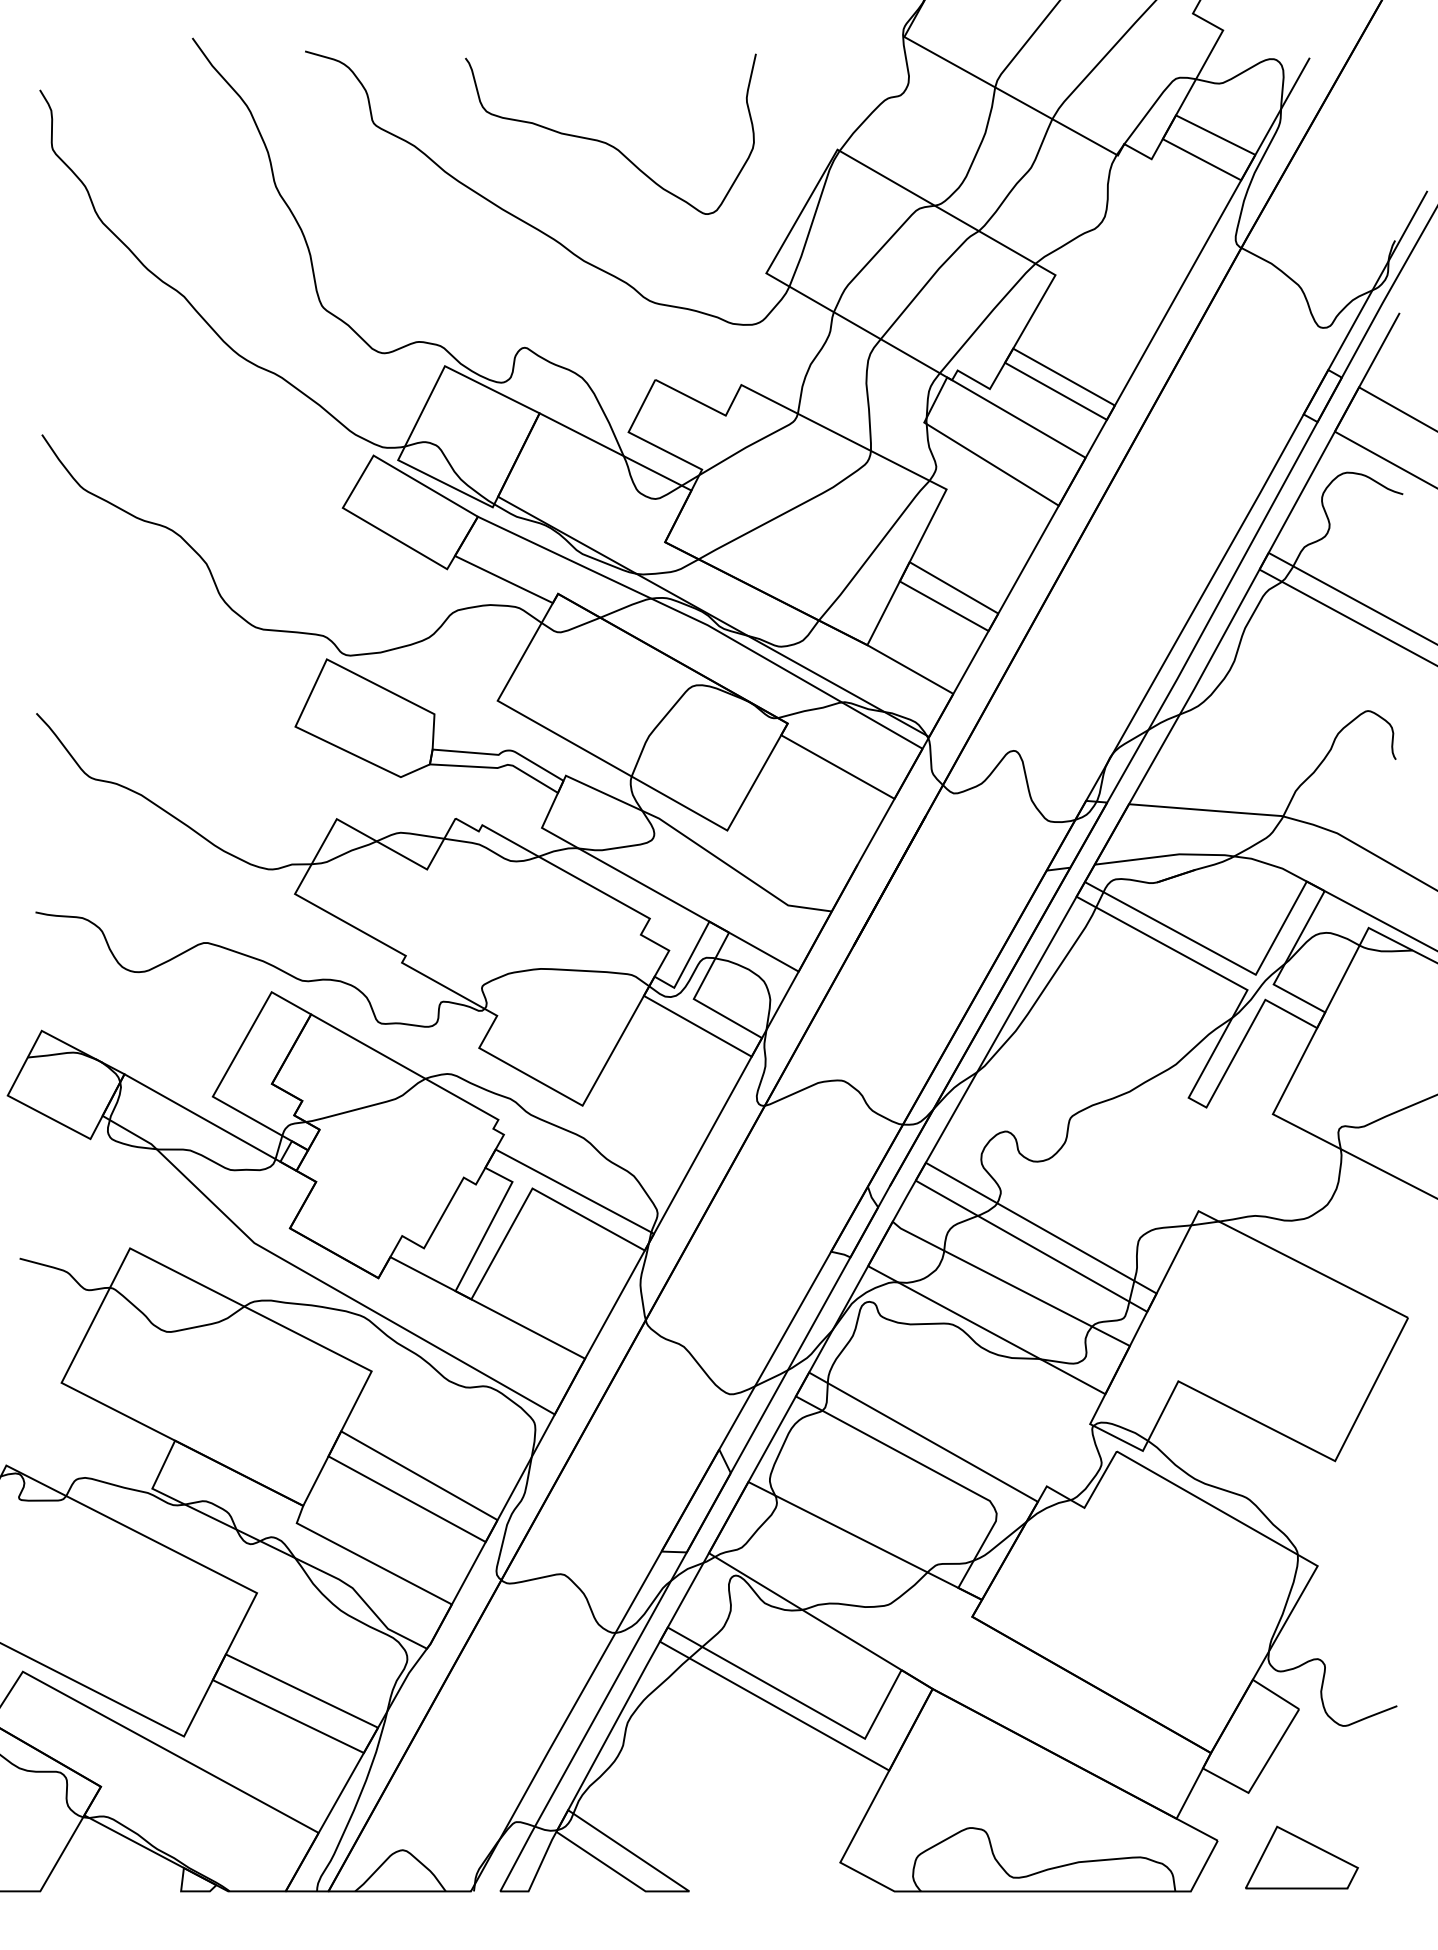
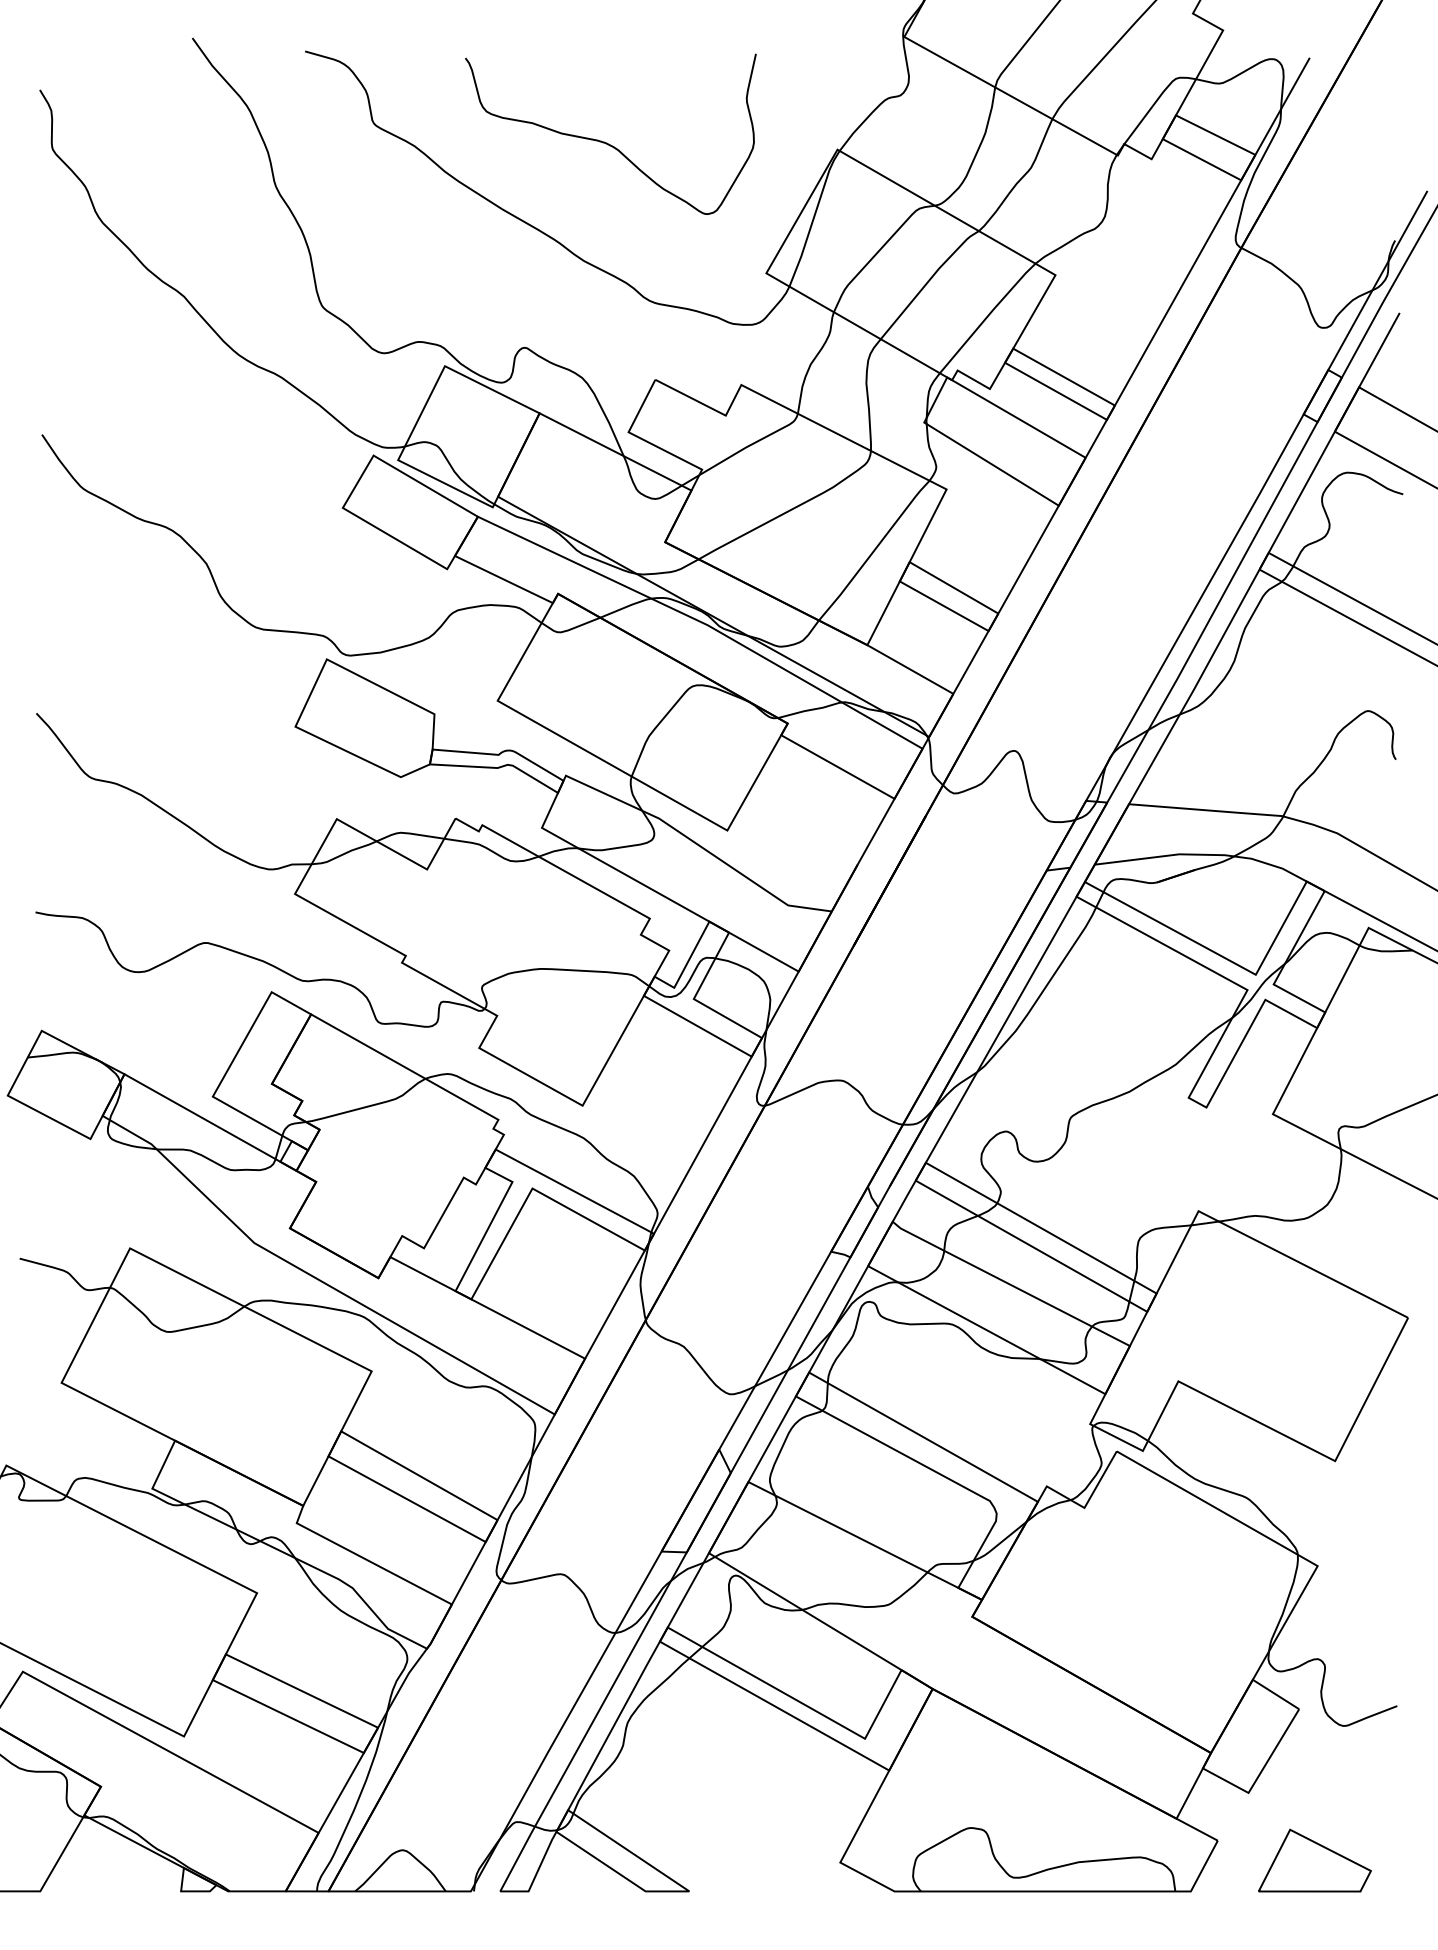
part position: (1301, 1857) -> (1314, 1860) (1314, 1860)
